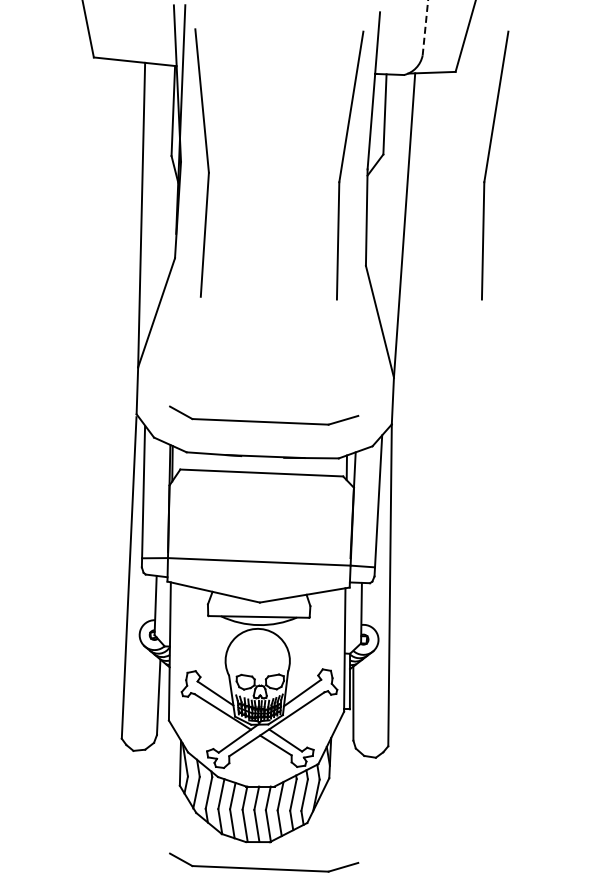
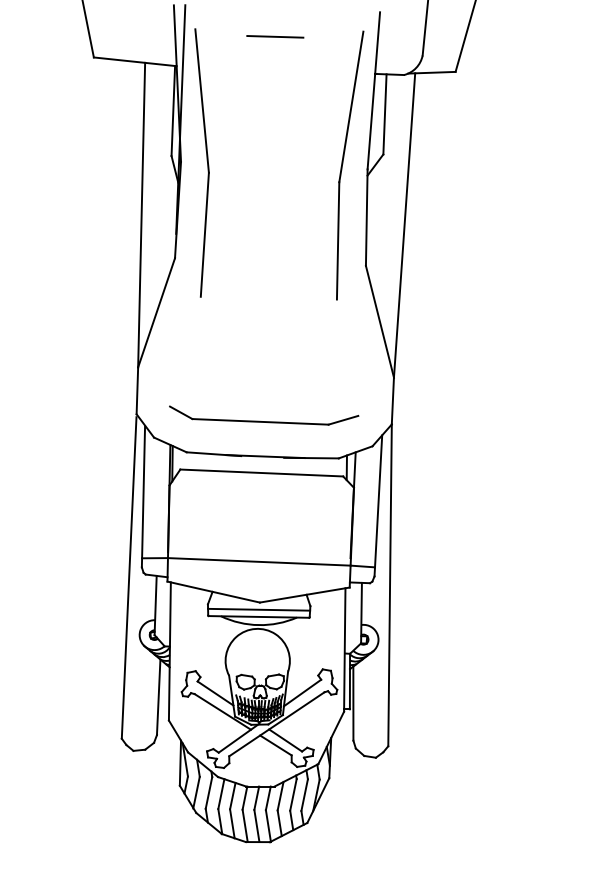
line: dashed -> solid (425, 28)
line: none -> present (275, 36)
part: present -> none (488, 164)
line: none -> present (259, 609)
part: present -> none (264, 862)
